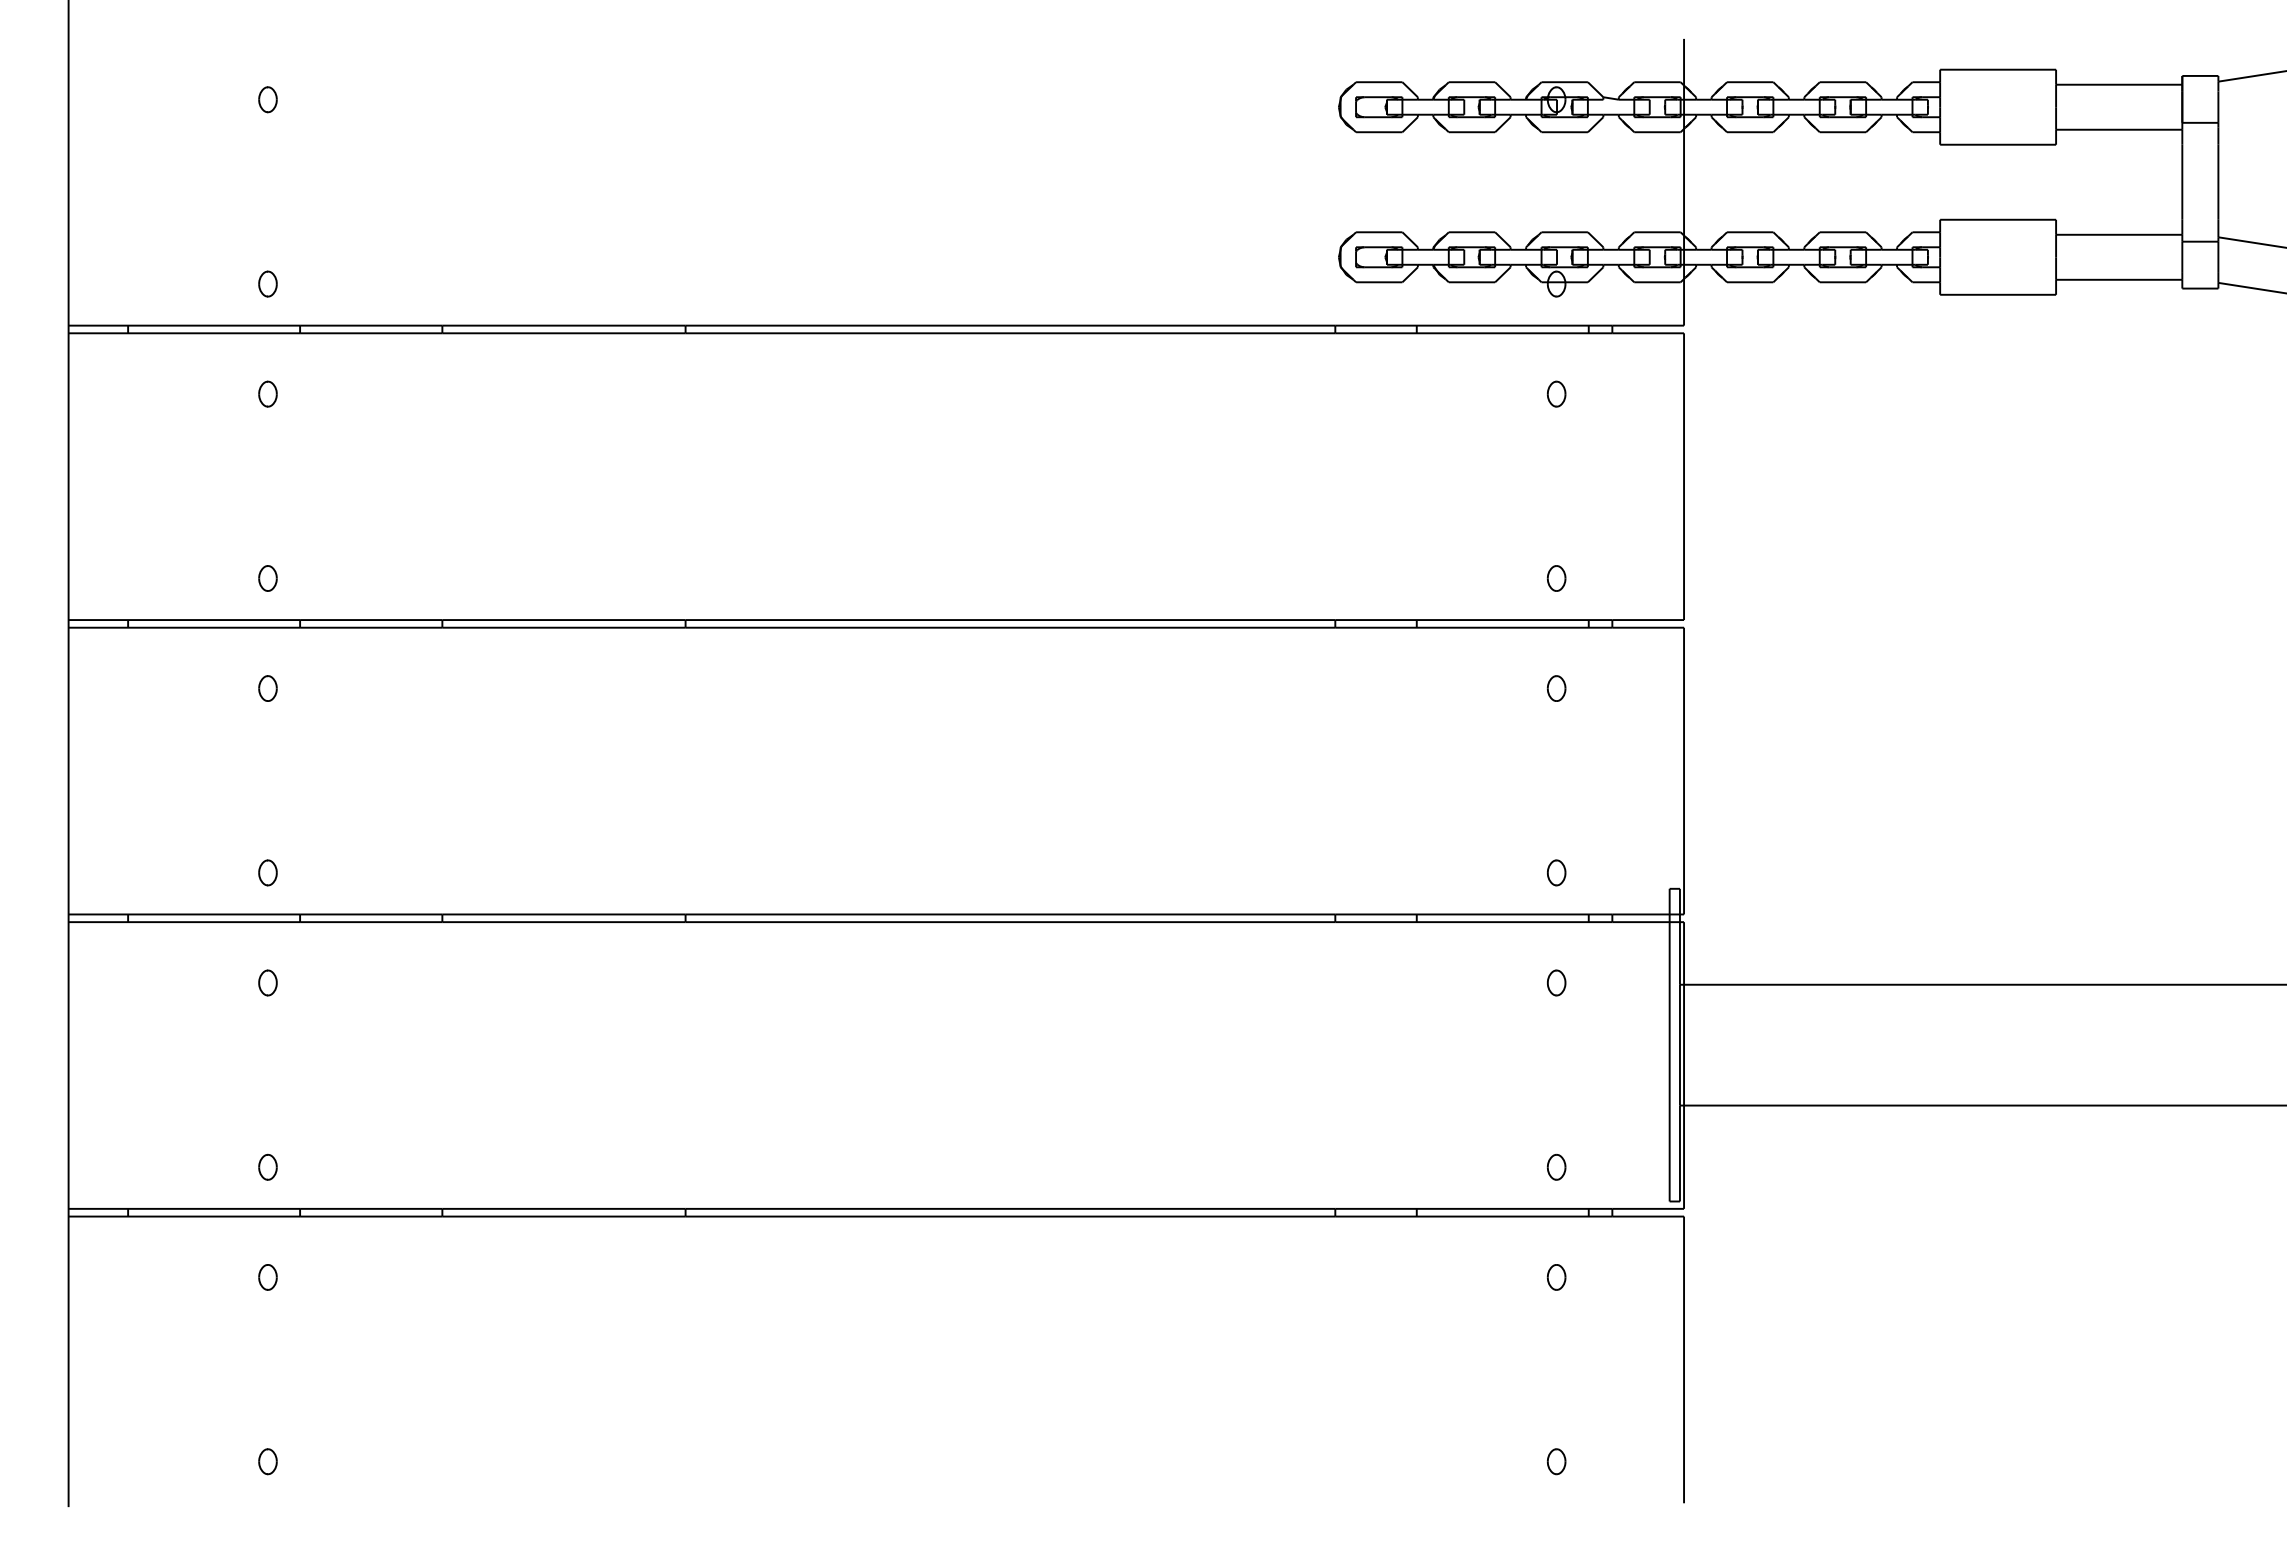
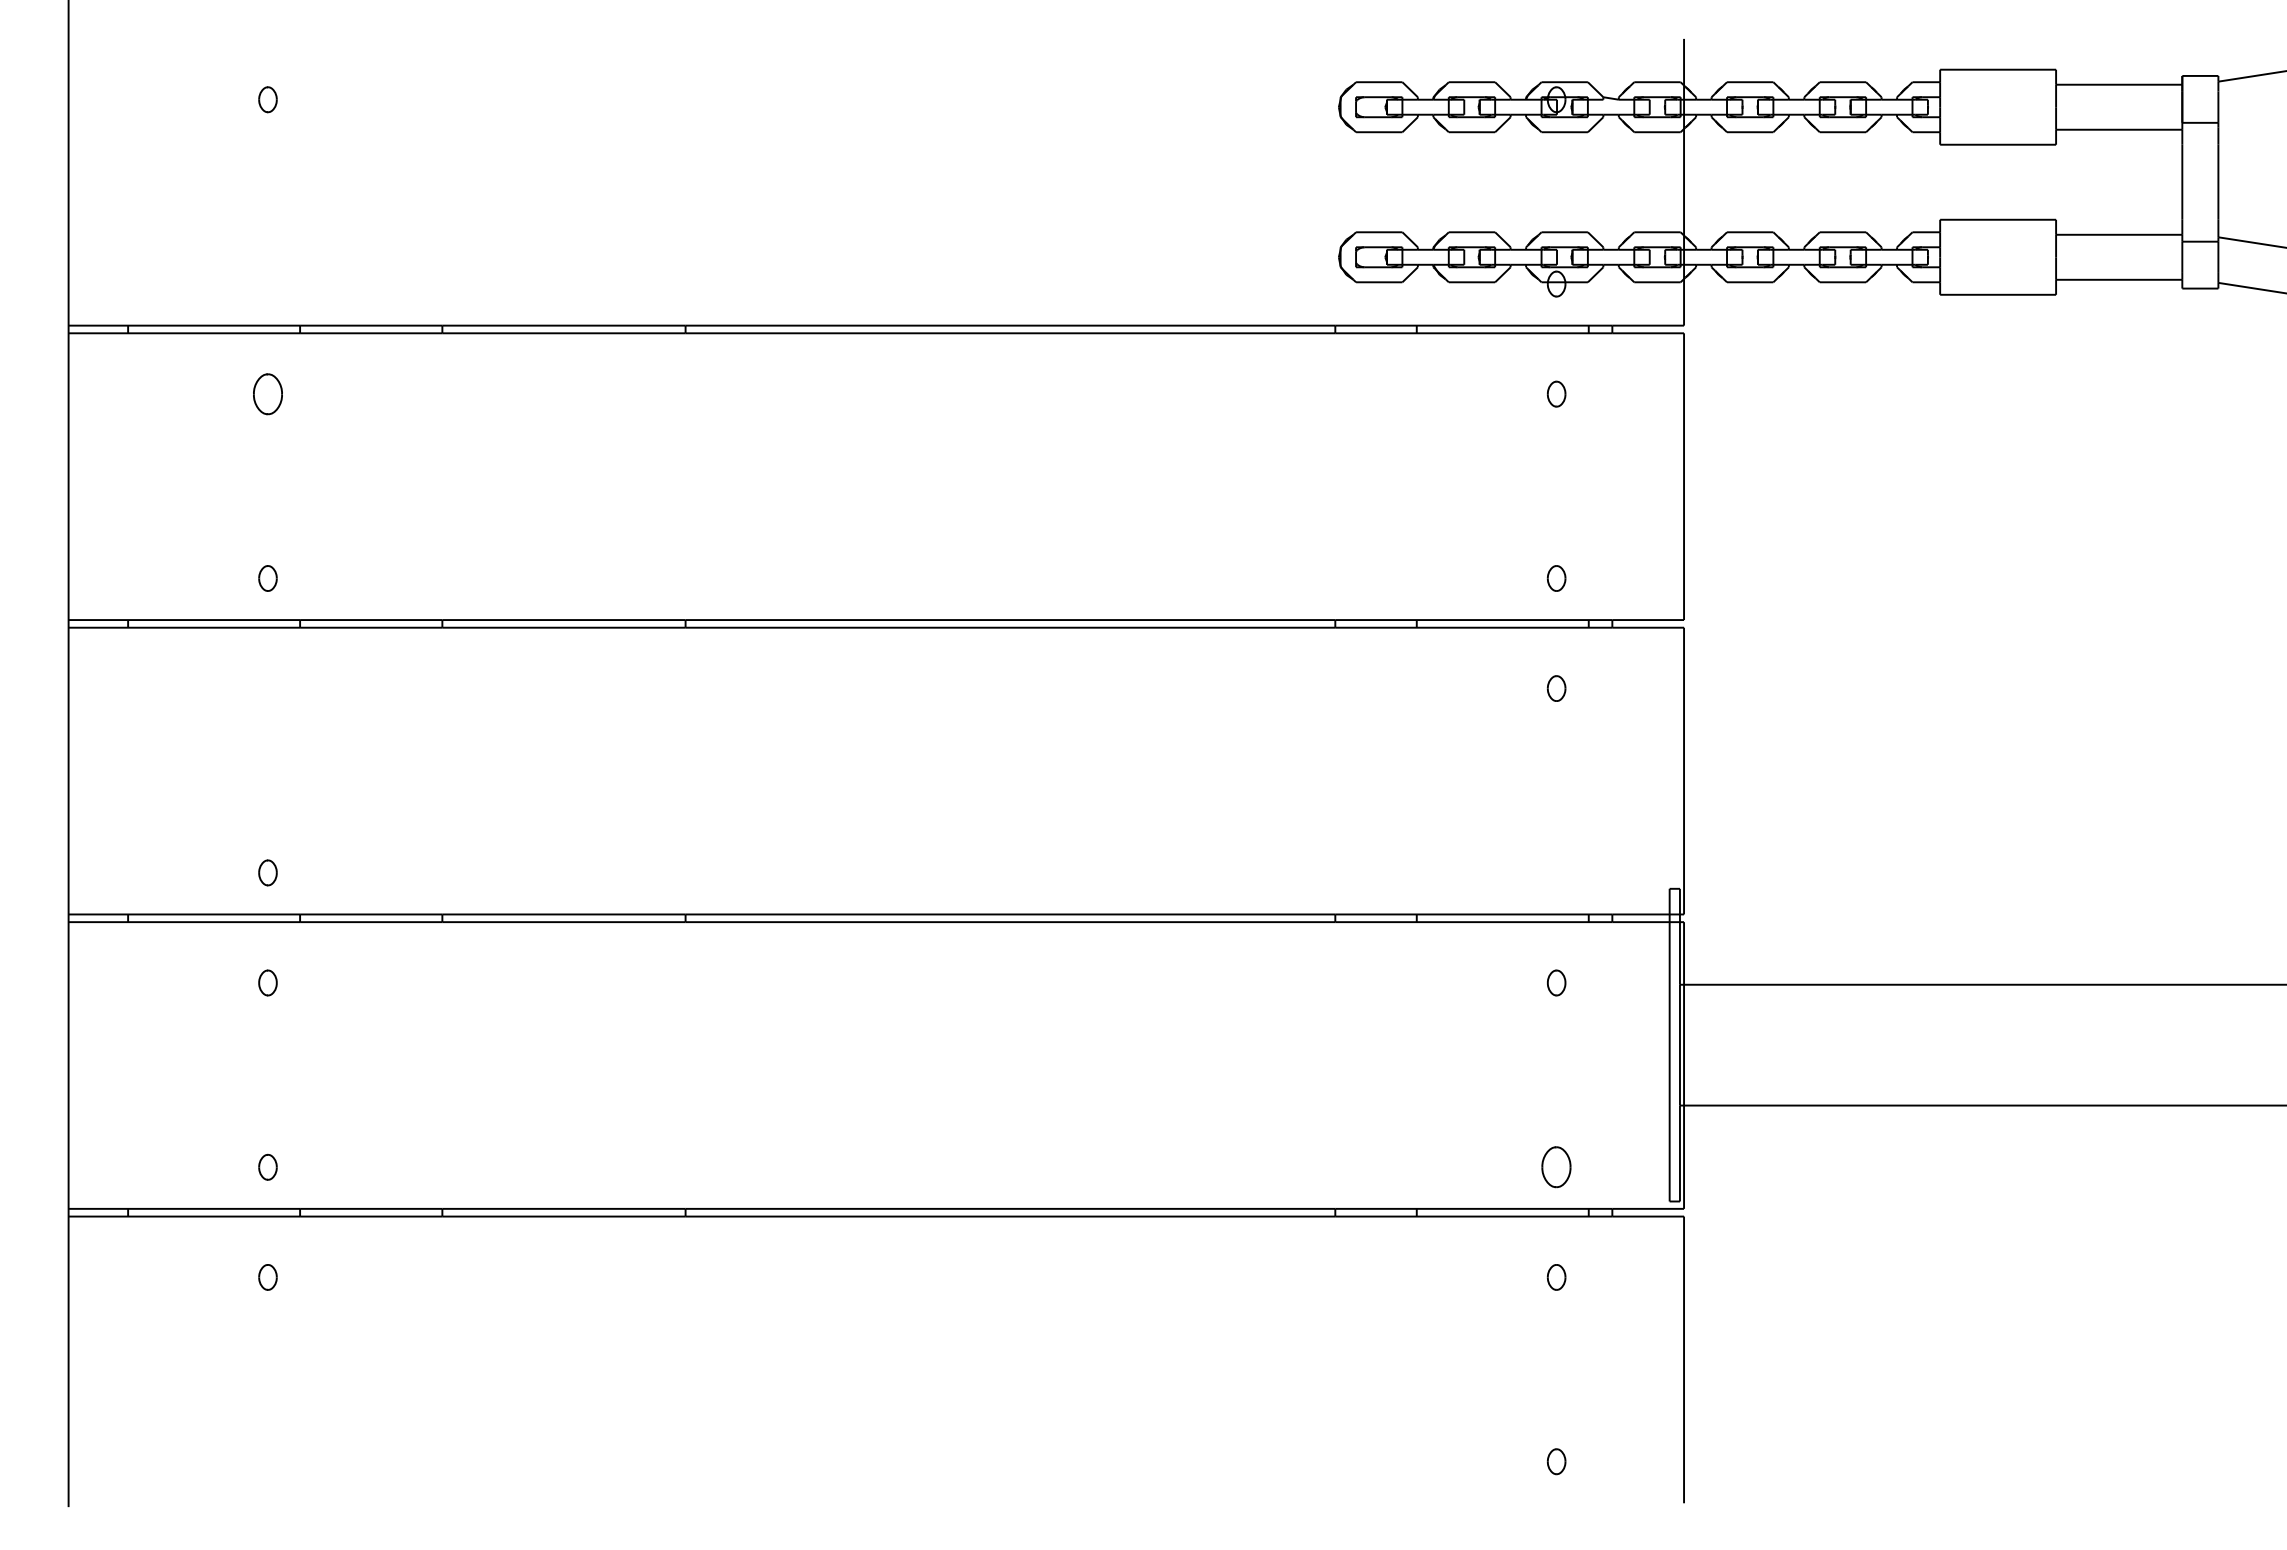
part: present -> none (267, 283)
part size: 20x28 px -> 30x43 px (267, 394)
part: present -> none (267, 688)
part: present -> none (1556, 872)
part size: 20x27 px -> 31x43 px (1556, 1167)
part: present -> none (267, 1461)
